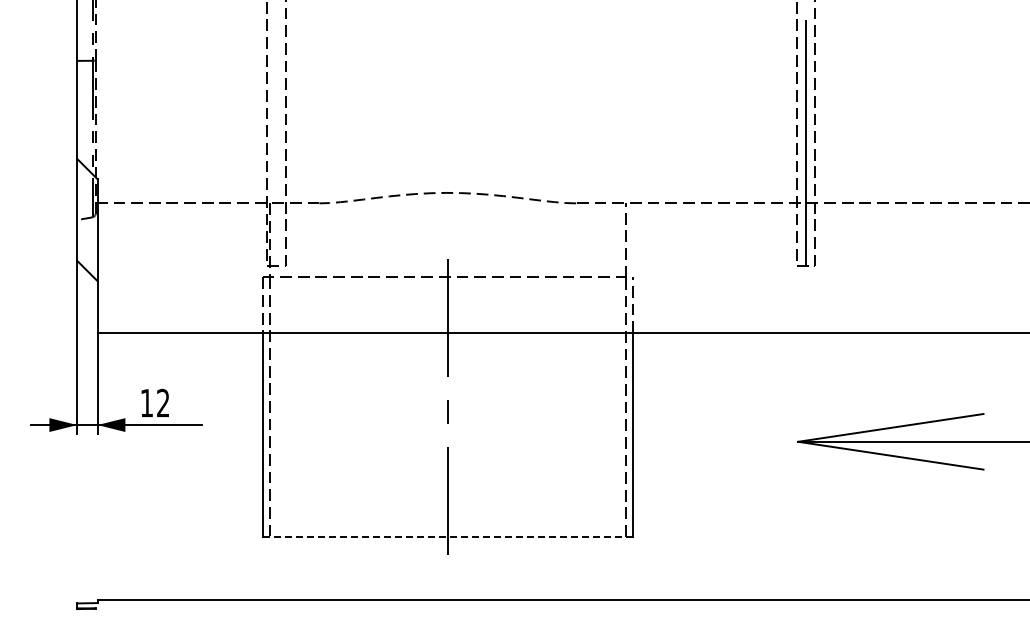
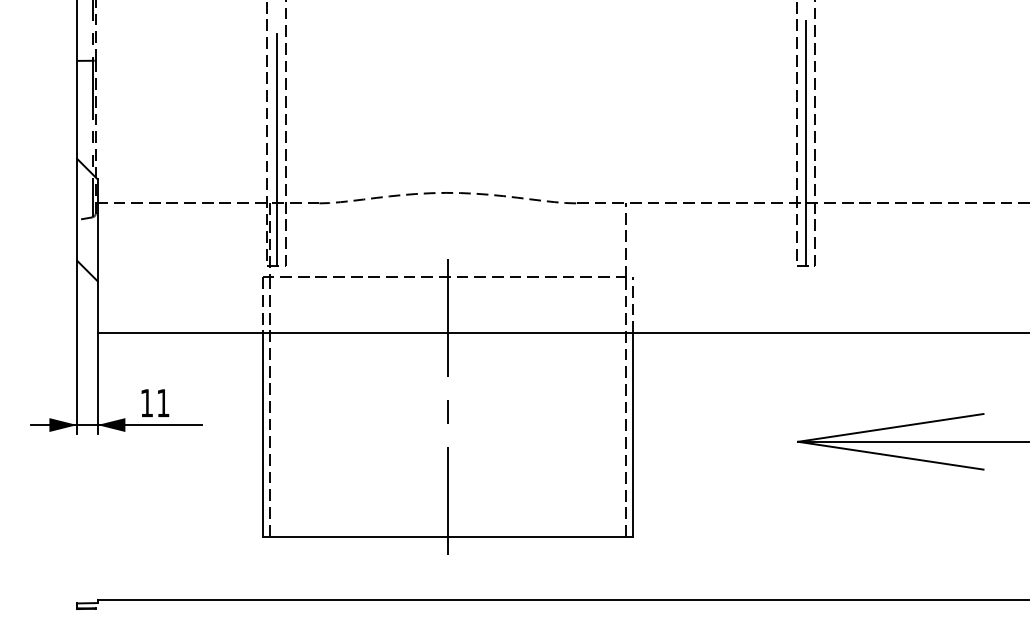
line: none -> present (276, 149)
text: 12 -> 11 (163, 402)
line: dashed -> solid (448, 536)
